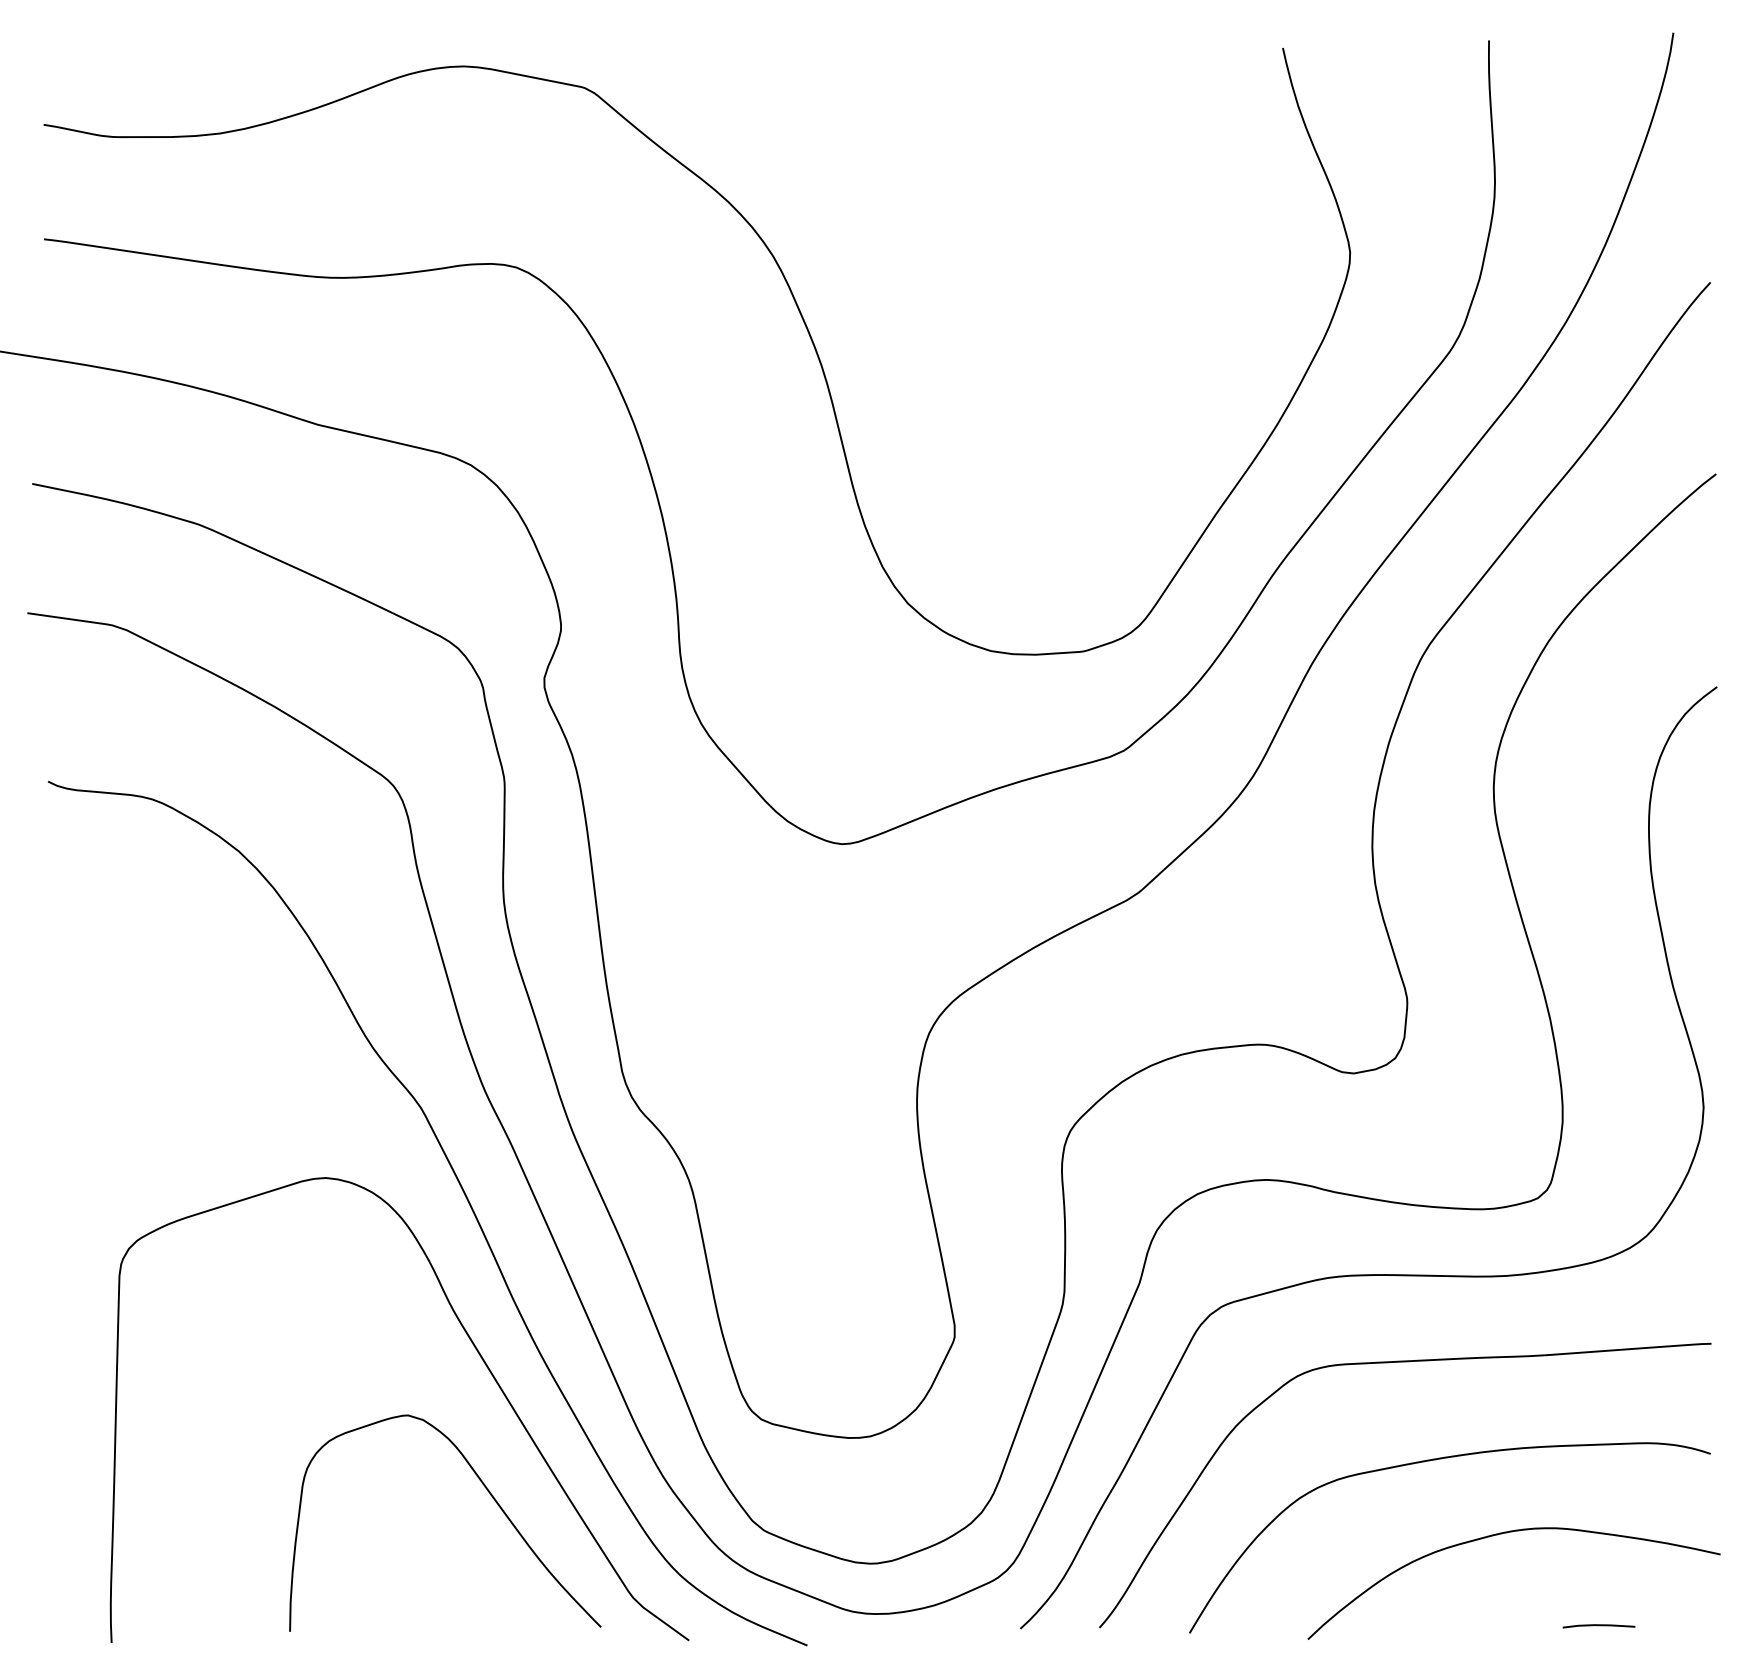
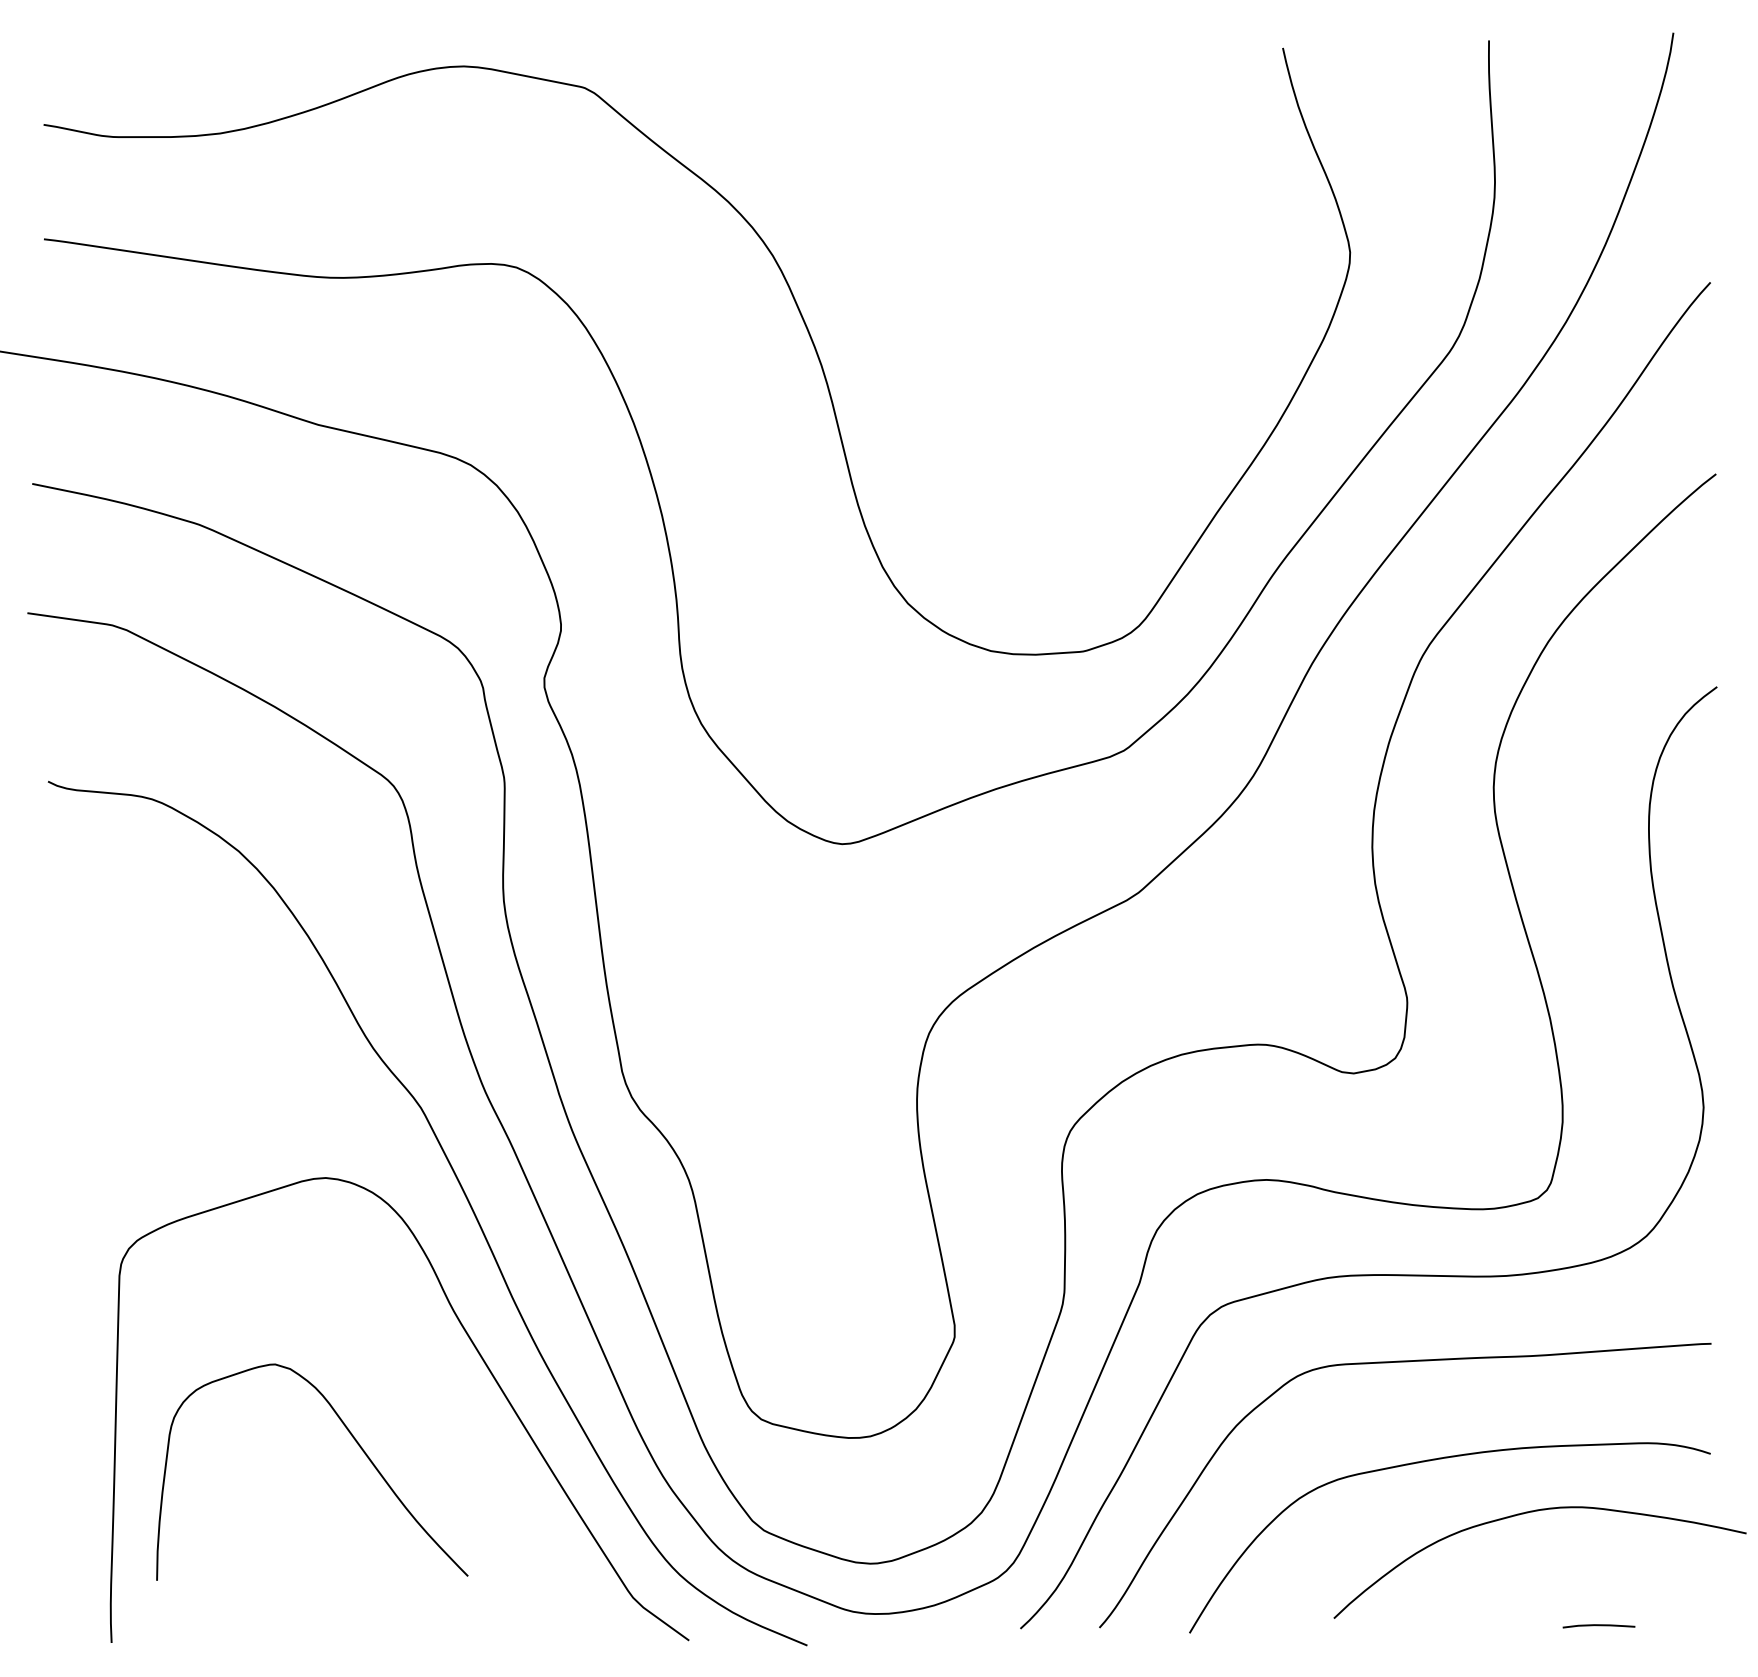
curve position: (487, 1491) -> (354, 1440) (354, 1440)
curve position: (1502, 1534) -> (1528, 1513) (1528, 1513)
